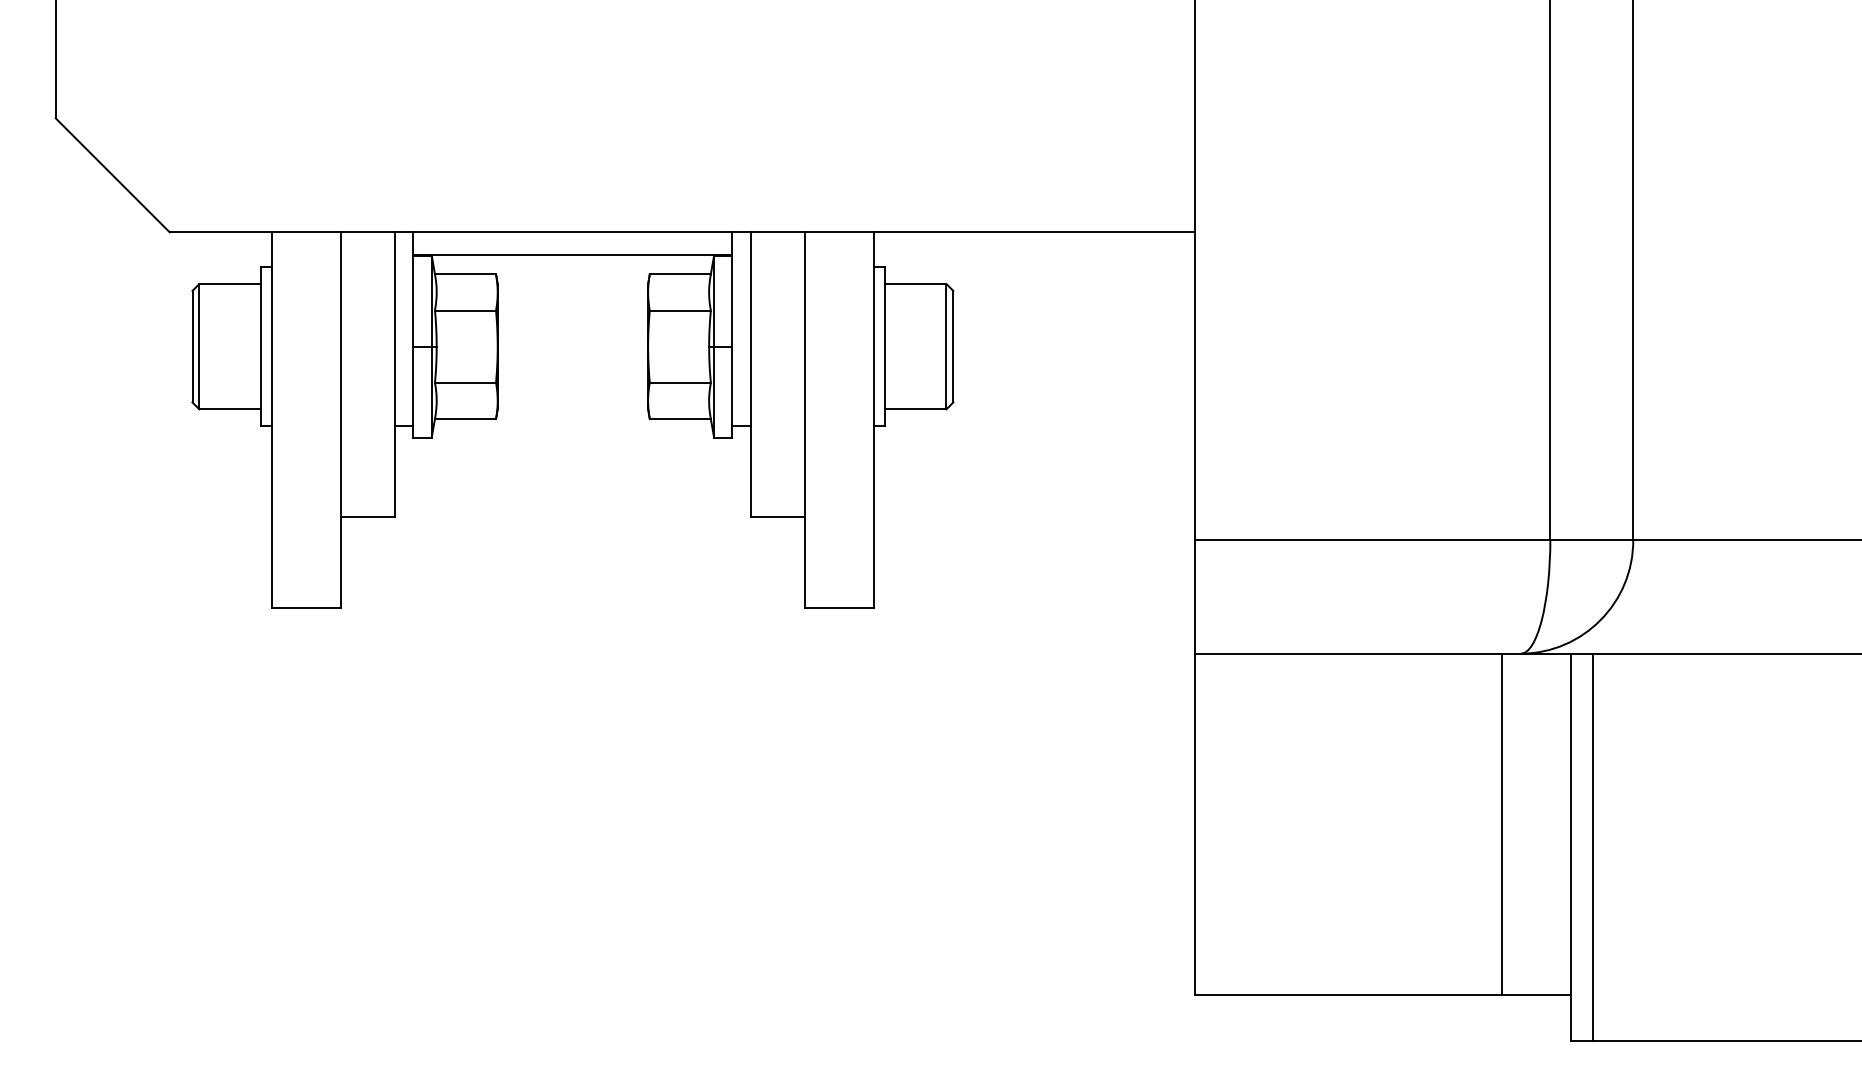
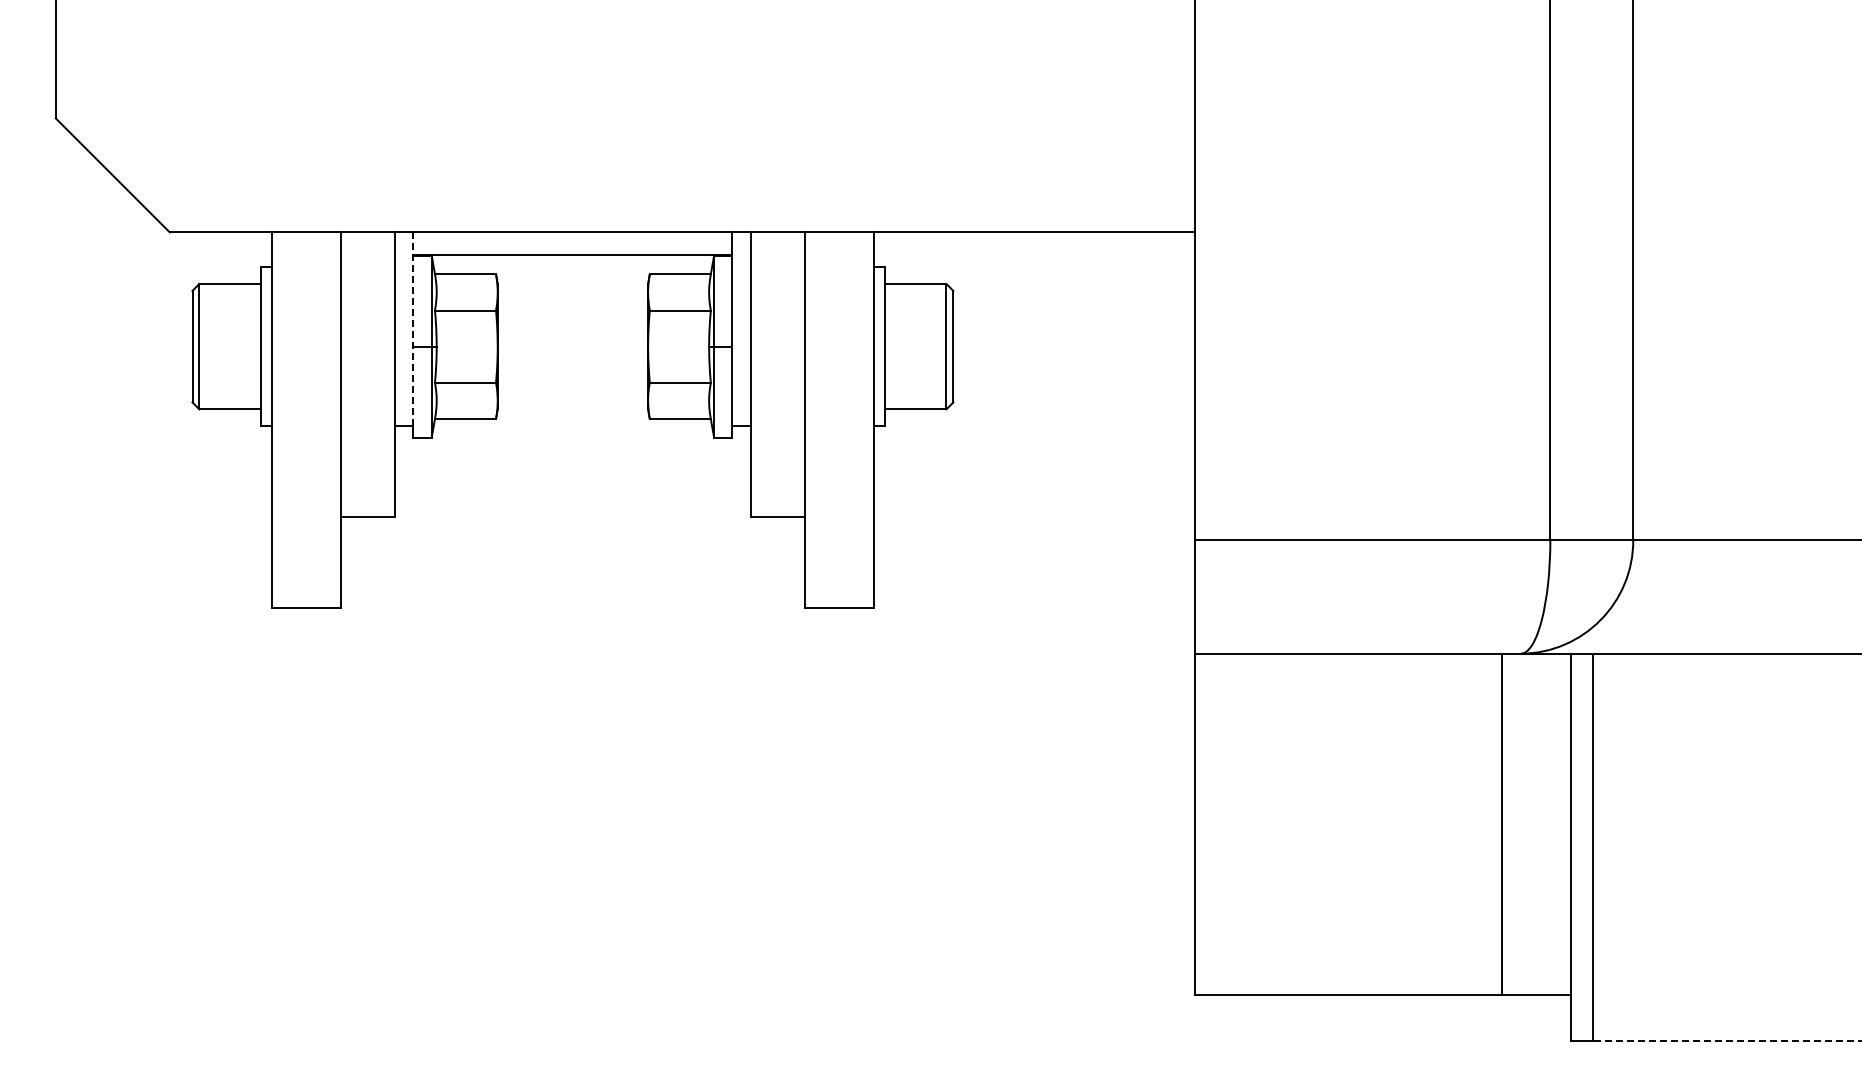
line: solid -> dashed (413, 329)
line: solid -> dashed (1727, 1040)
